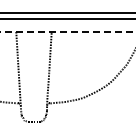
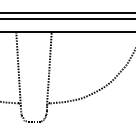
line: dashed -> solid (67, 31)
